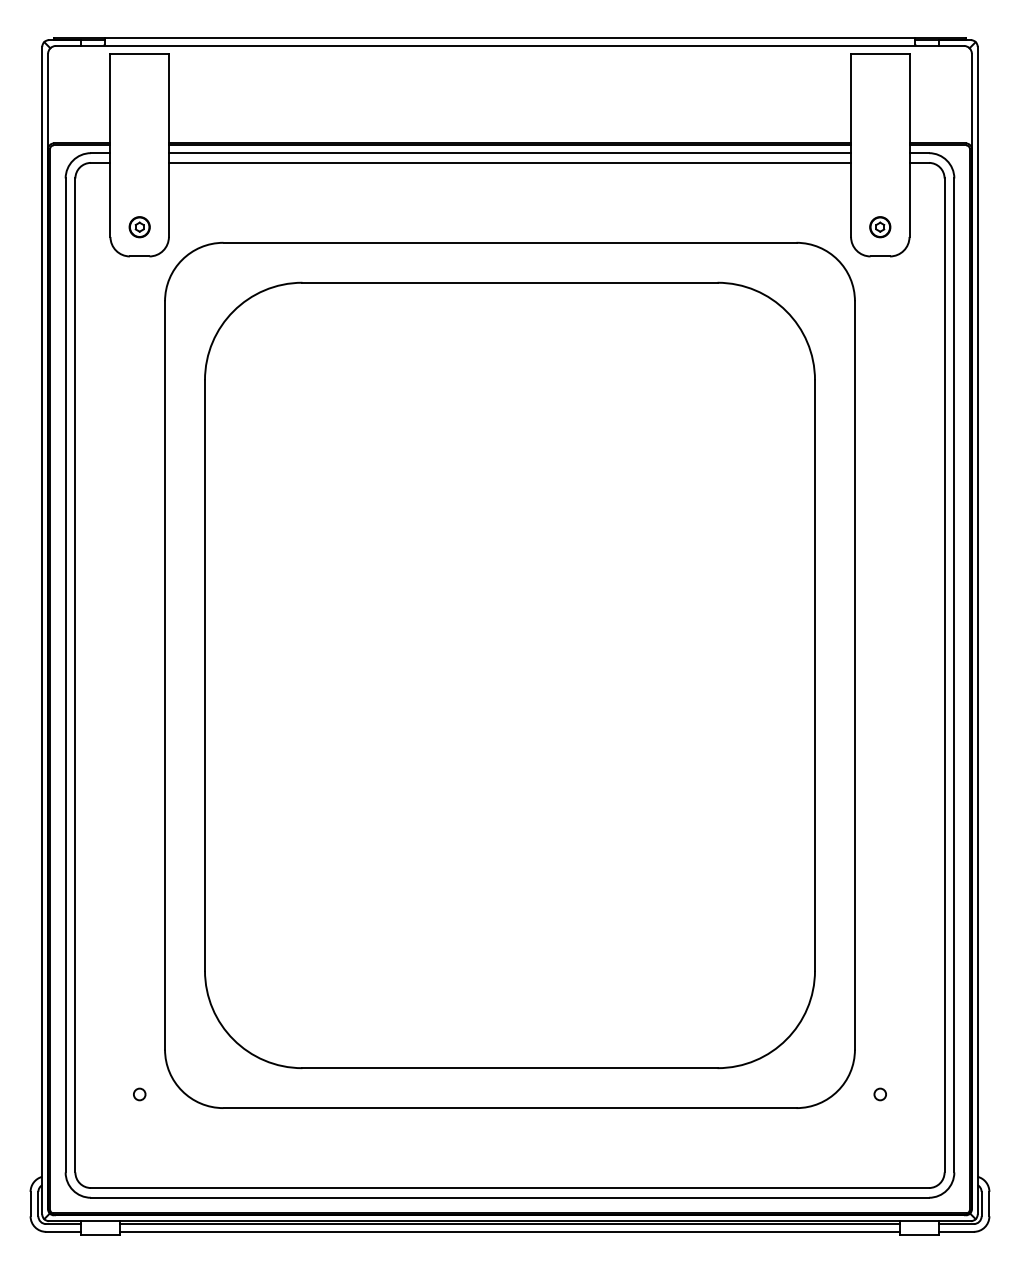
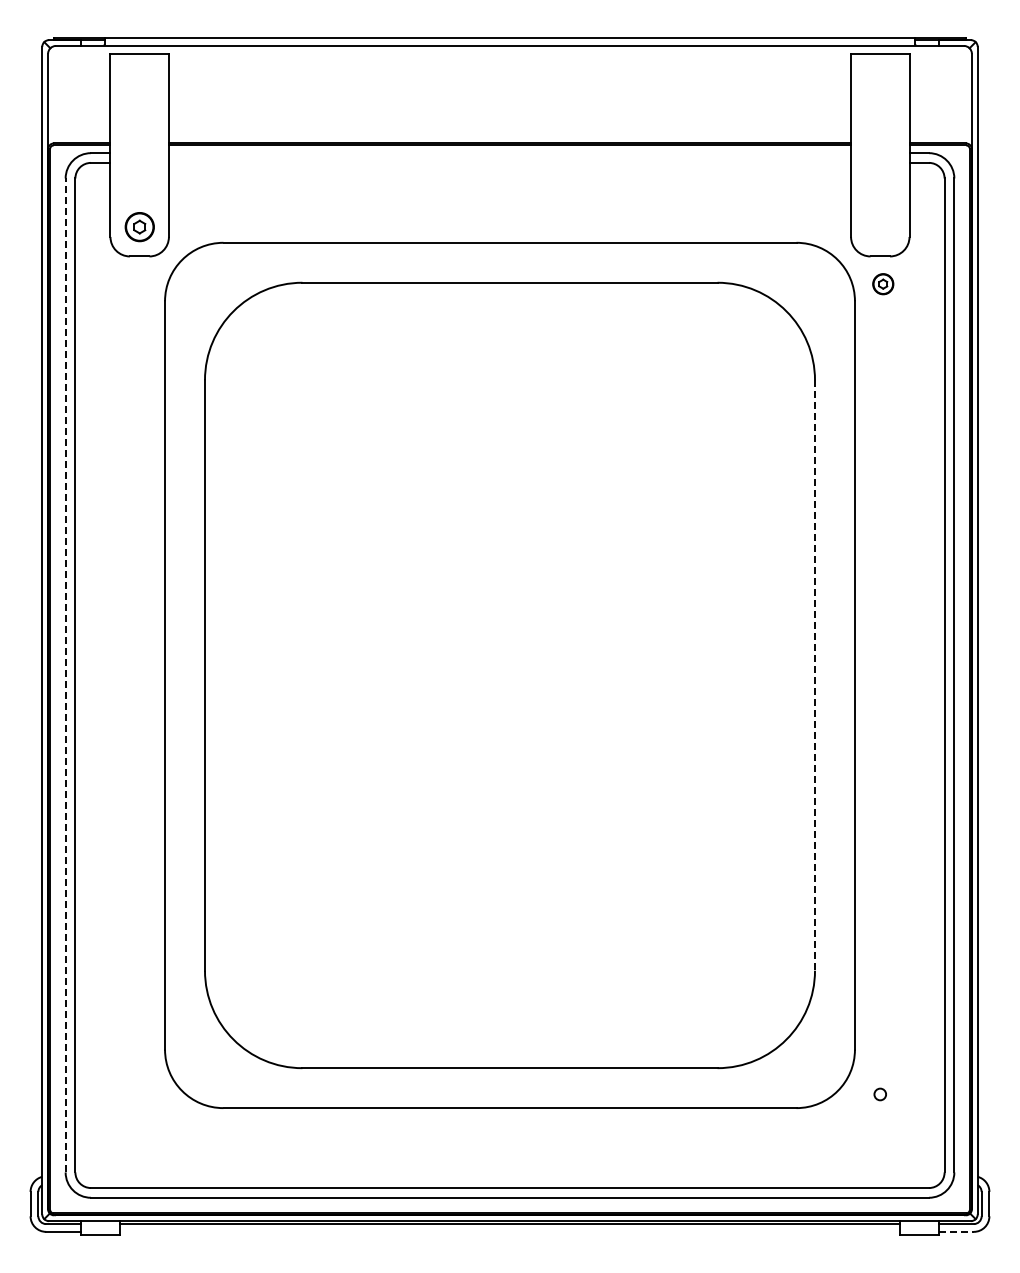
line: present -> none (509, 153)
line: present -> none (509, 162)
part size: 23x23 px -> 31x31 px (139, 227)
part position: (880, 227) -> (883, 284) (883, 284)
line: solid -> dashed (65, 675)
line: solid -> dashed (815, 675)
circle: present -> none (139, 1094)
line: present -> none (509, 1231)
line: solid -> dashed (956, 1231)
